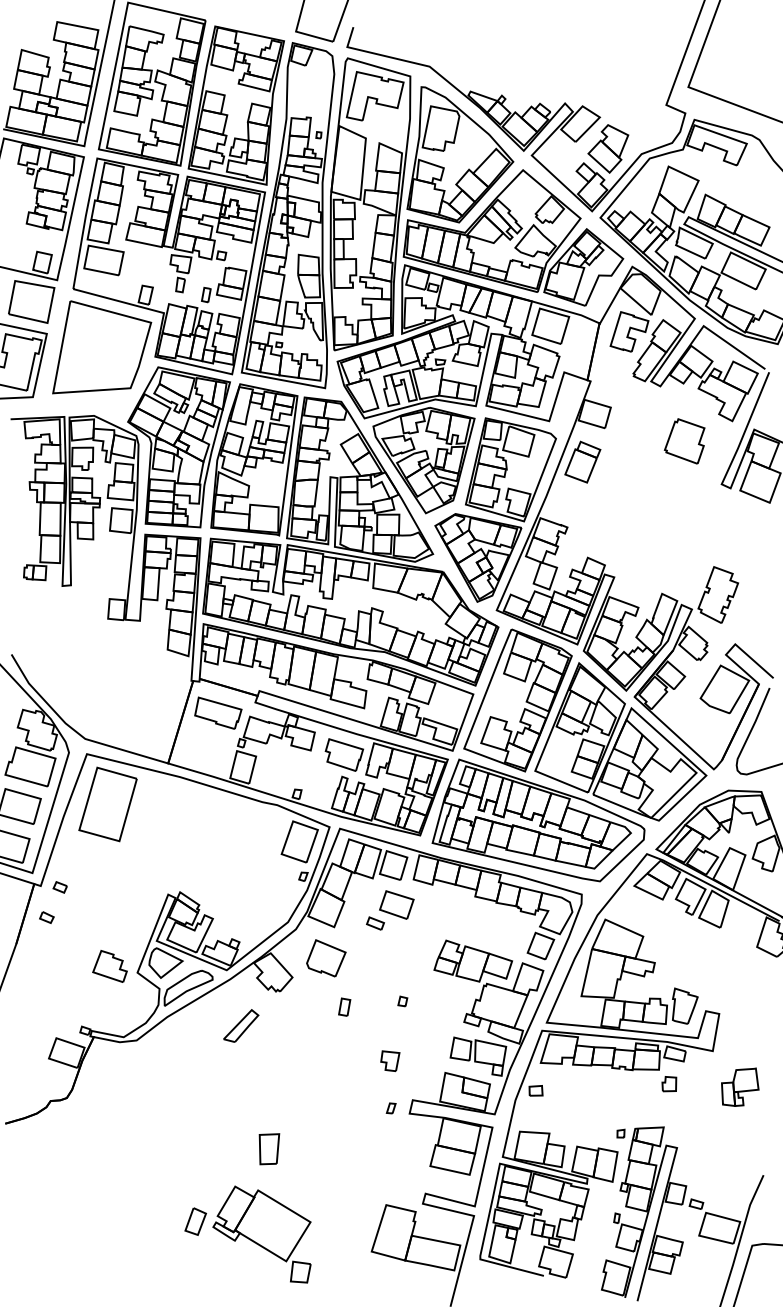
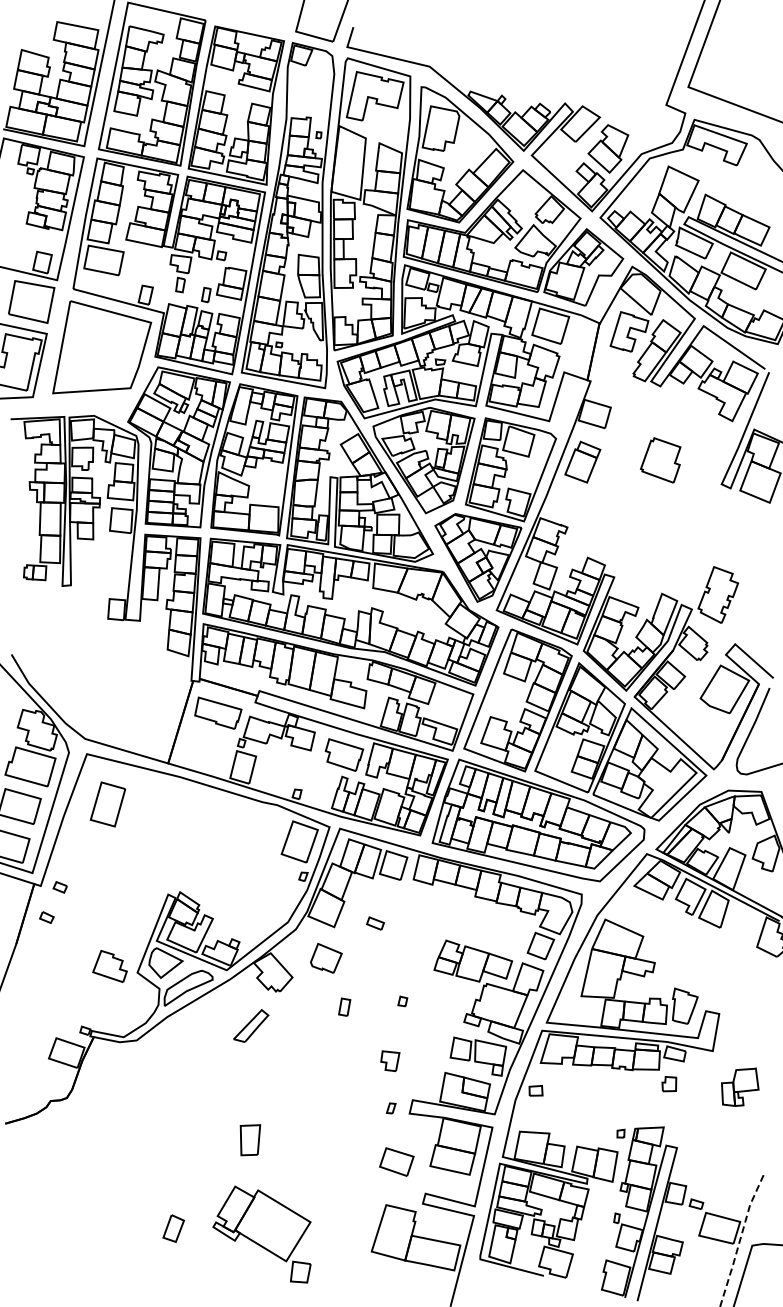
part position: (684, 441) -> (660, 460) (660, 460)
part size: 60x77 px -> 38x47 px (107, 804)
part position: (396, 904) -> (396, 1161) (396, 1161)
part size: 41x39 px -> 33x32 px (326, 957)
part position: (241, 1025) -> (251, 1025) (251, 1025)
part position: (269, 1149) -> (250, 1140) (250, 1140)
part position: (195, 1221) -> (173, 1228) (173, 1228)
line: solid -> dashed (740, 1240)
